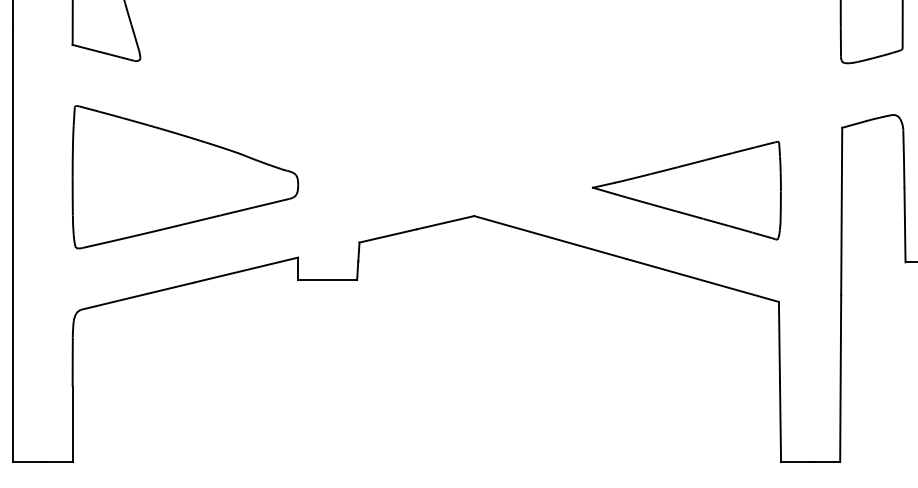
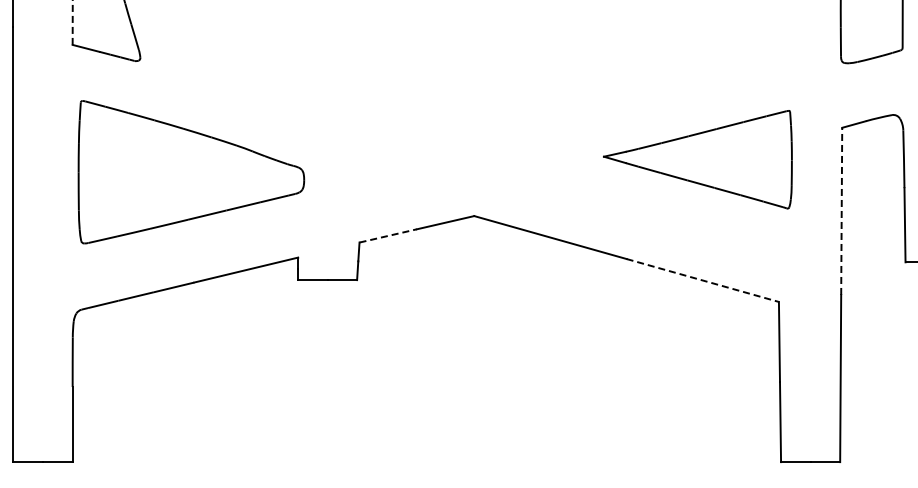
line: solid -> dashed (72, 21)
part position: (185, 177) -> (191, 172) (191, 172)
part position: (686, 190) -> (697, 159) (697, 159)
line: solid -> dashed (841, 211)
line: solid -> dashed (388, 235)
line: solid -> dashed (703, 280)
